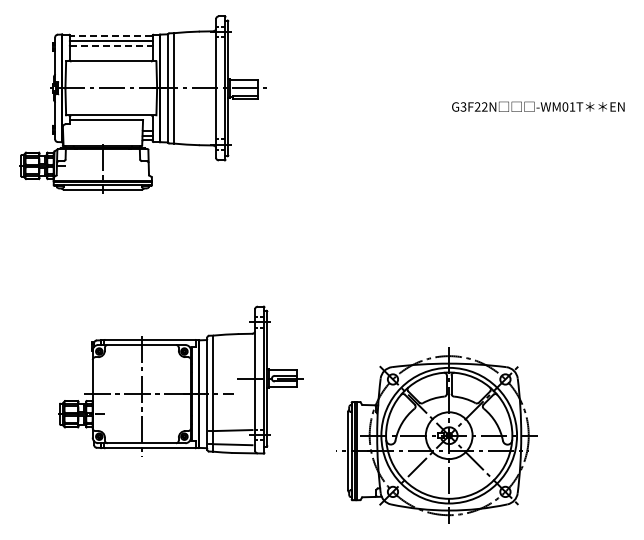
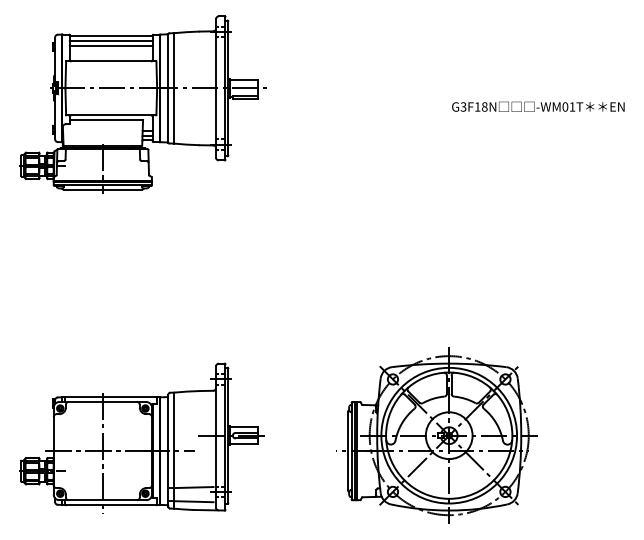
line: dashed -> solid (111, 36)
line: dashed -> solid (111, 45)
text: G3F22N -> G3F18N (480, 106)
part position: (180, 380) -> (141, 437) (141, 437)
